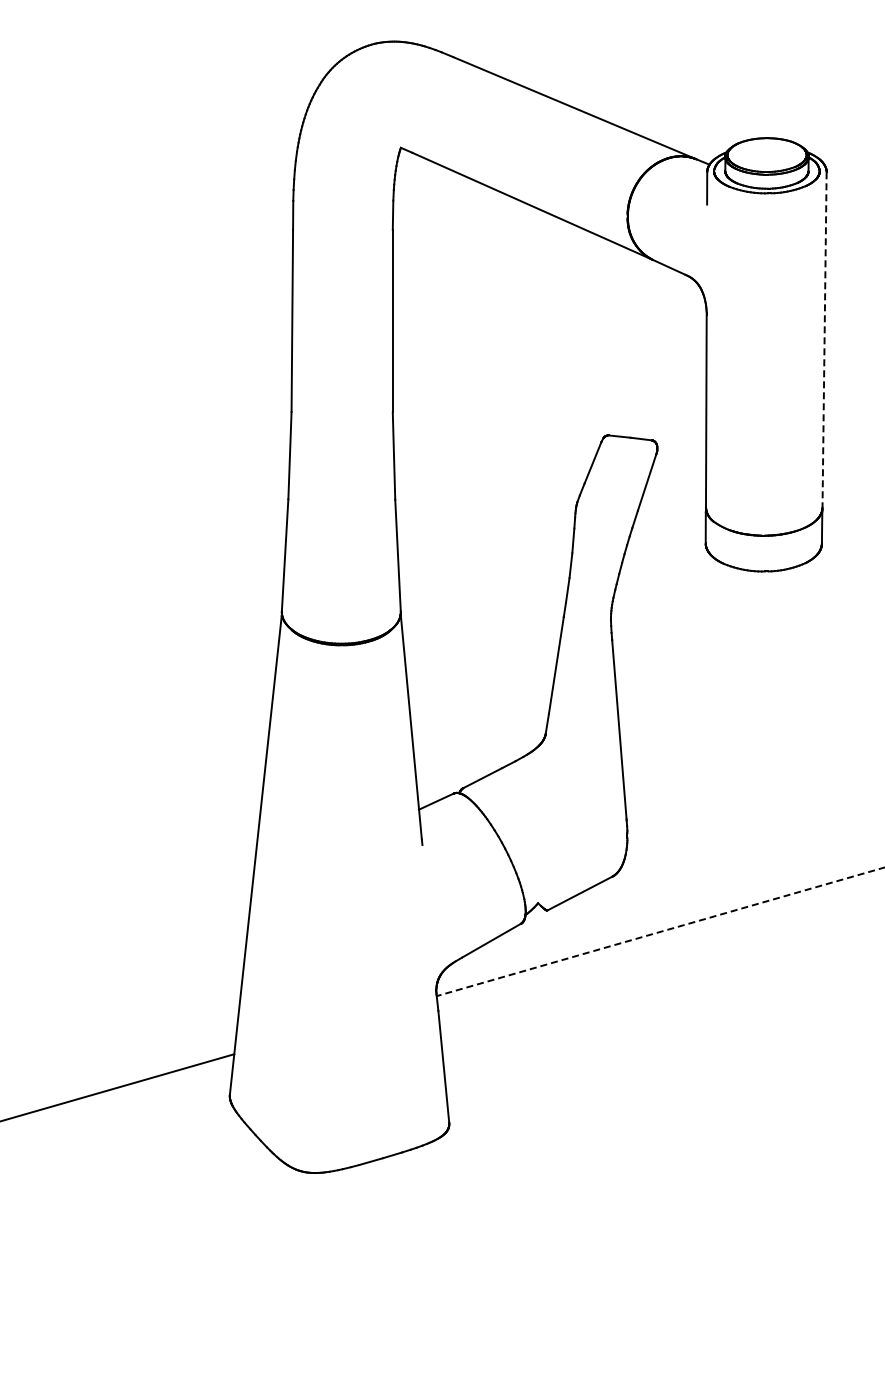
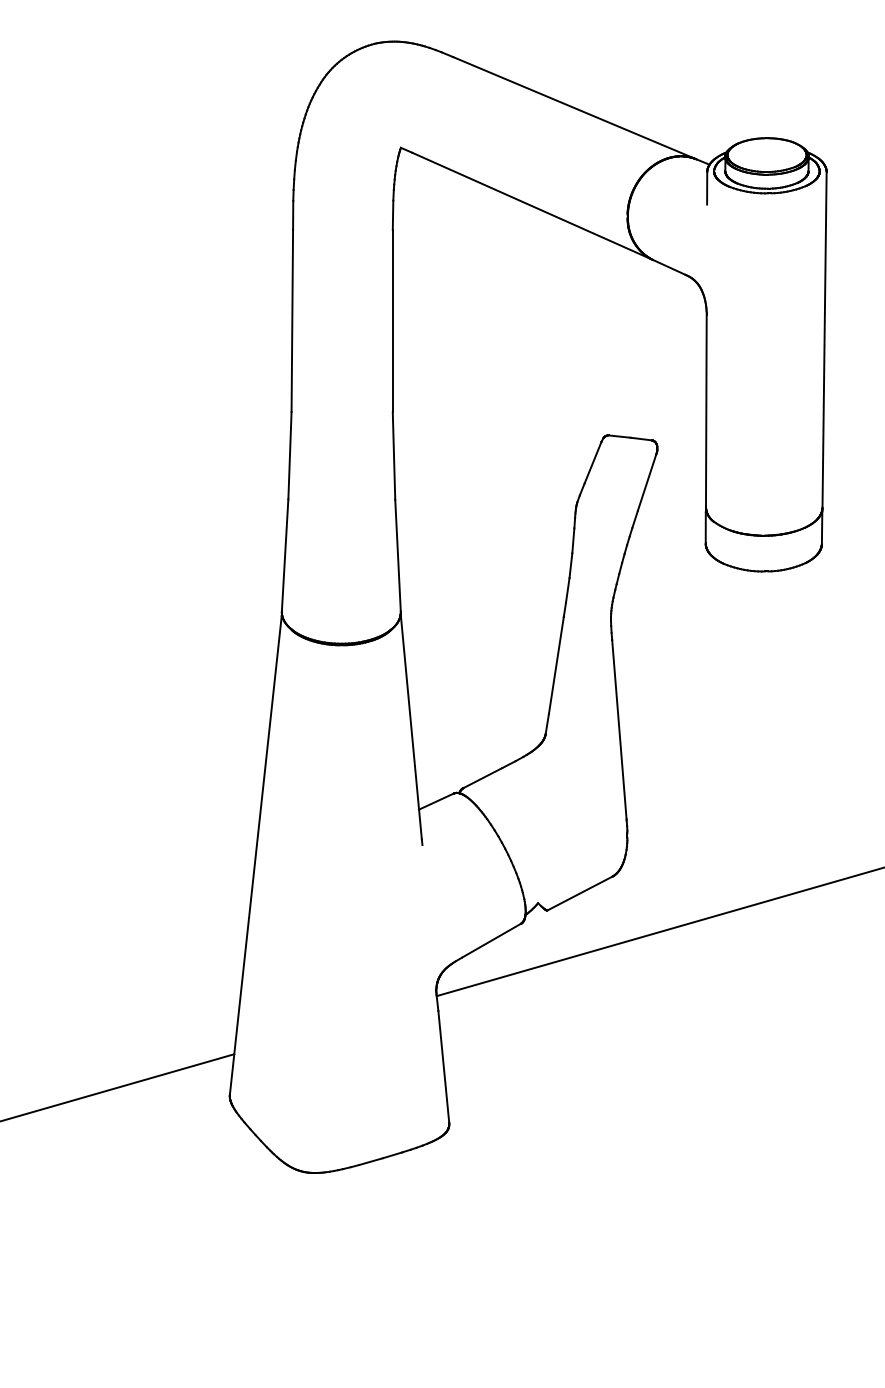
line: dashed -> solid (824, 340)
line: dashed -> solid (660, 931)
